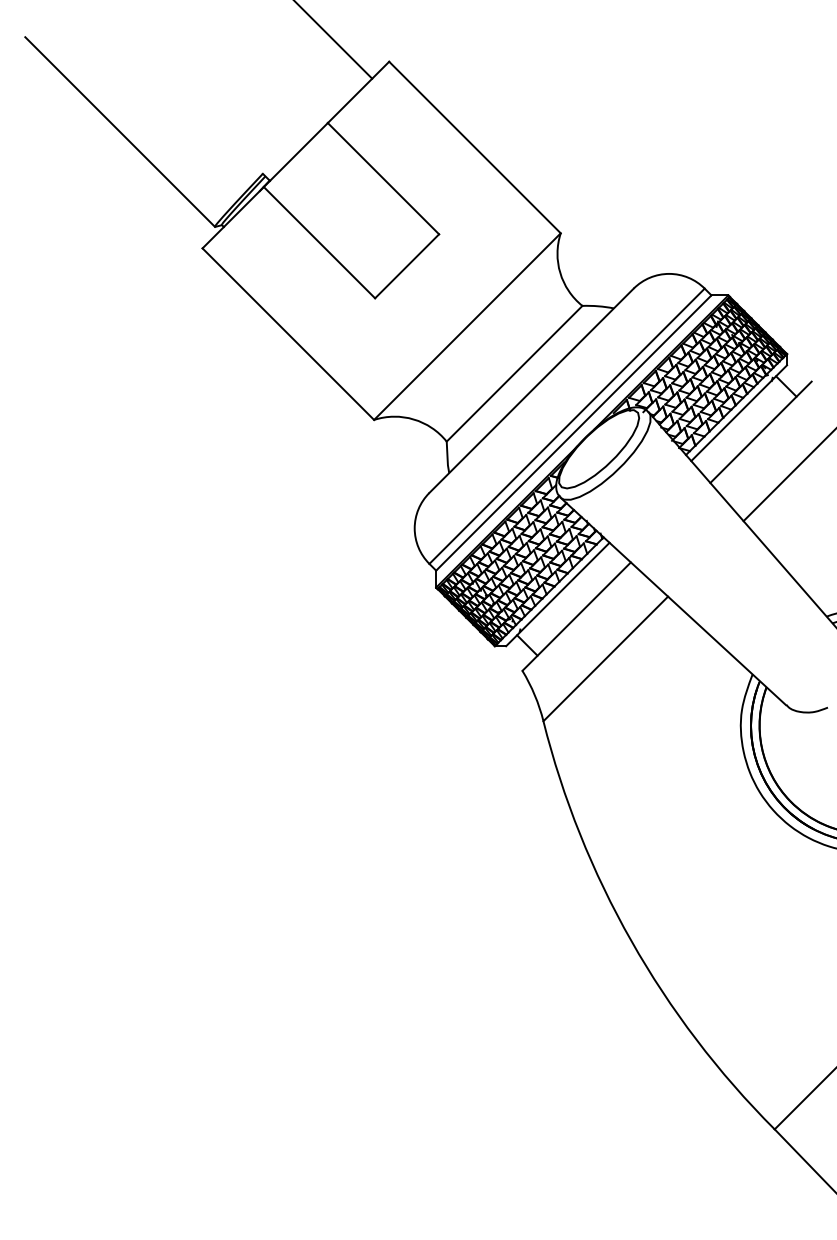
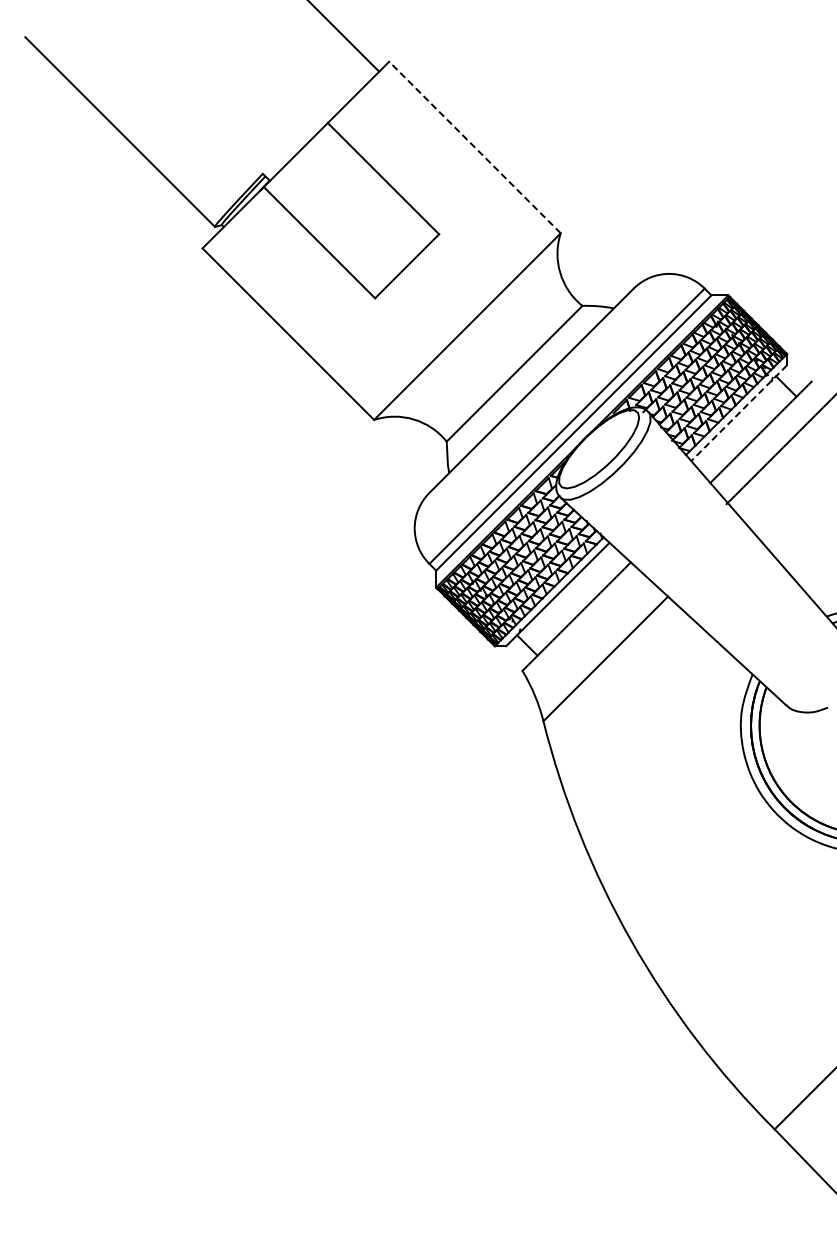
line position: (333, 40) -> (344, 36) (344, 36)
line: solid -> dashed (474, 147)
line: solid -> dashed (739, 413)
line position: (788, 476) -> (779, 450) (779, 450)
